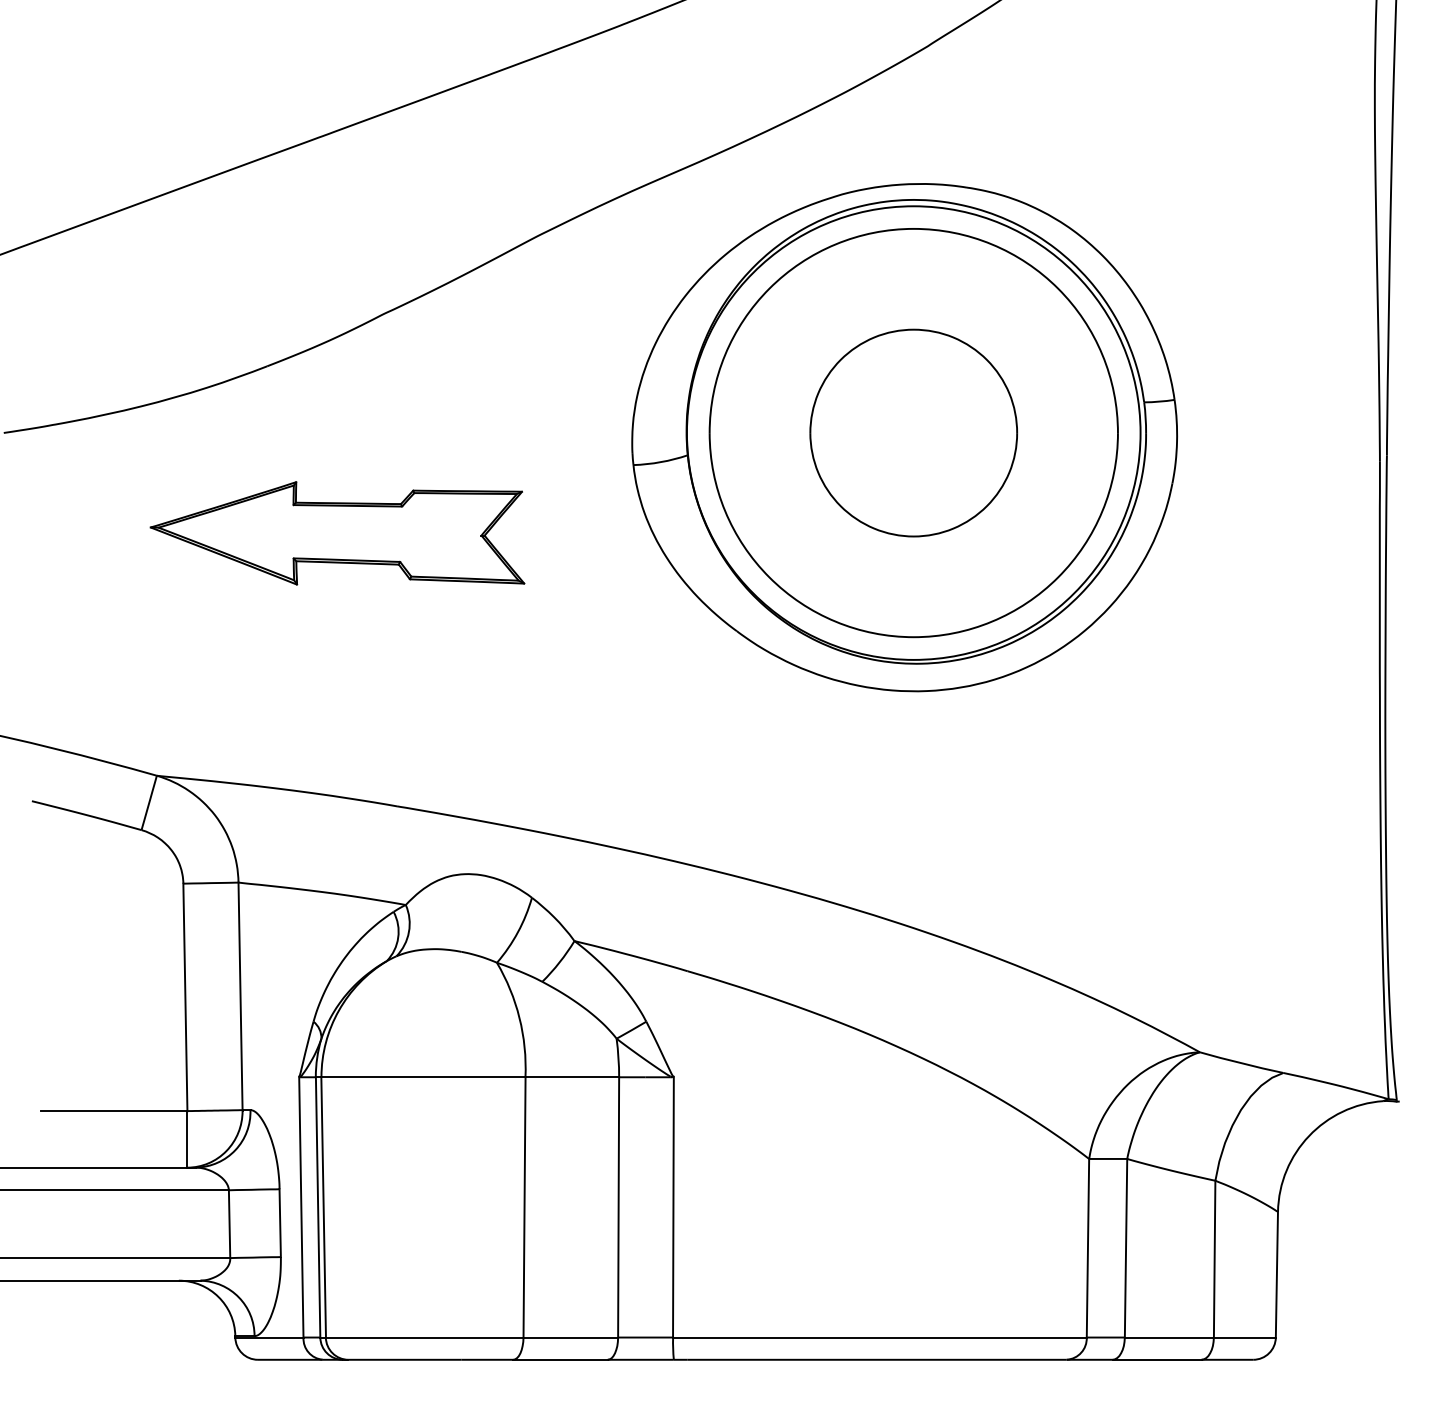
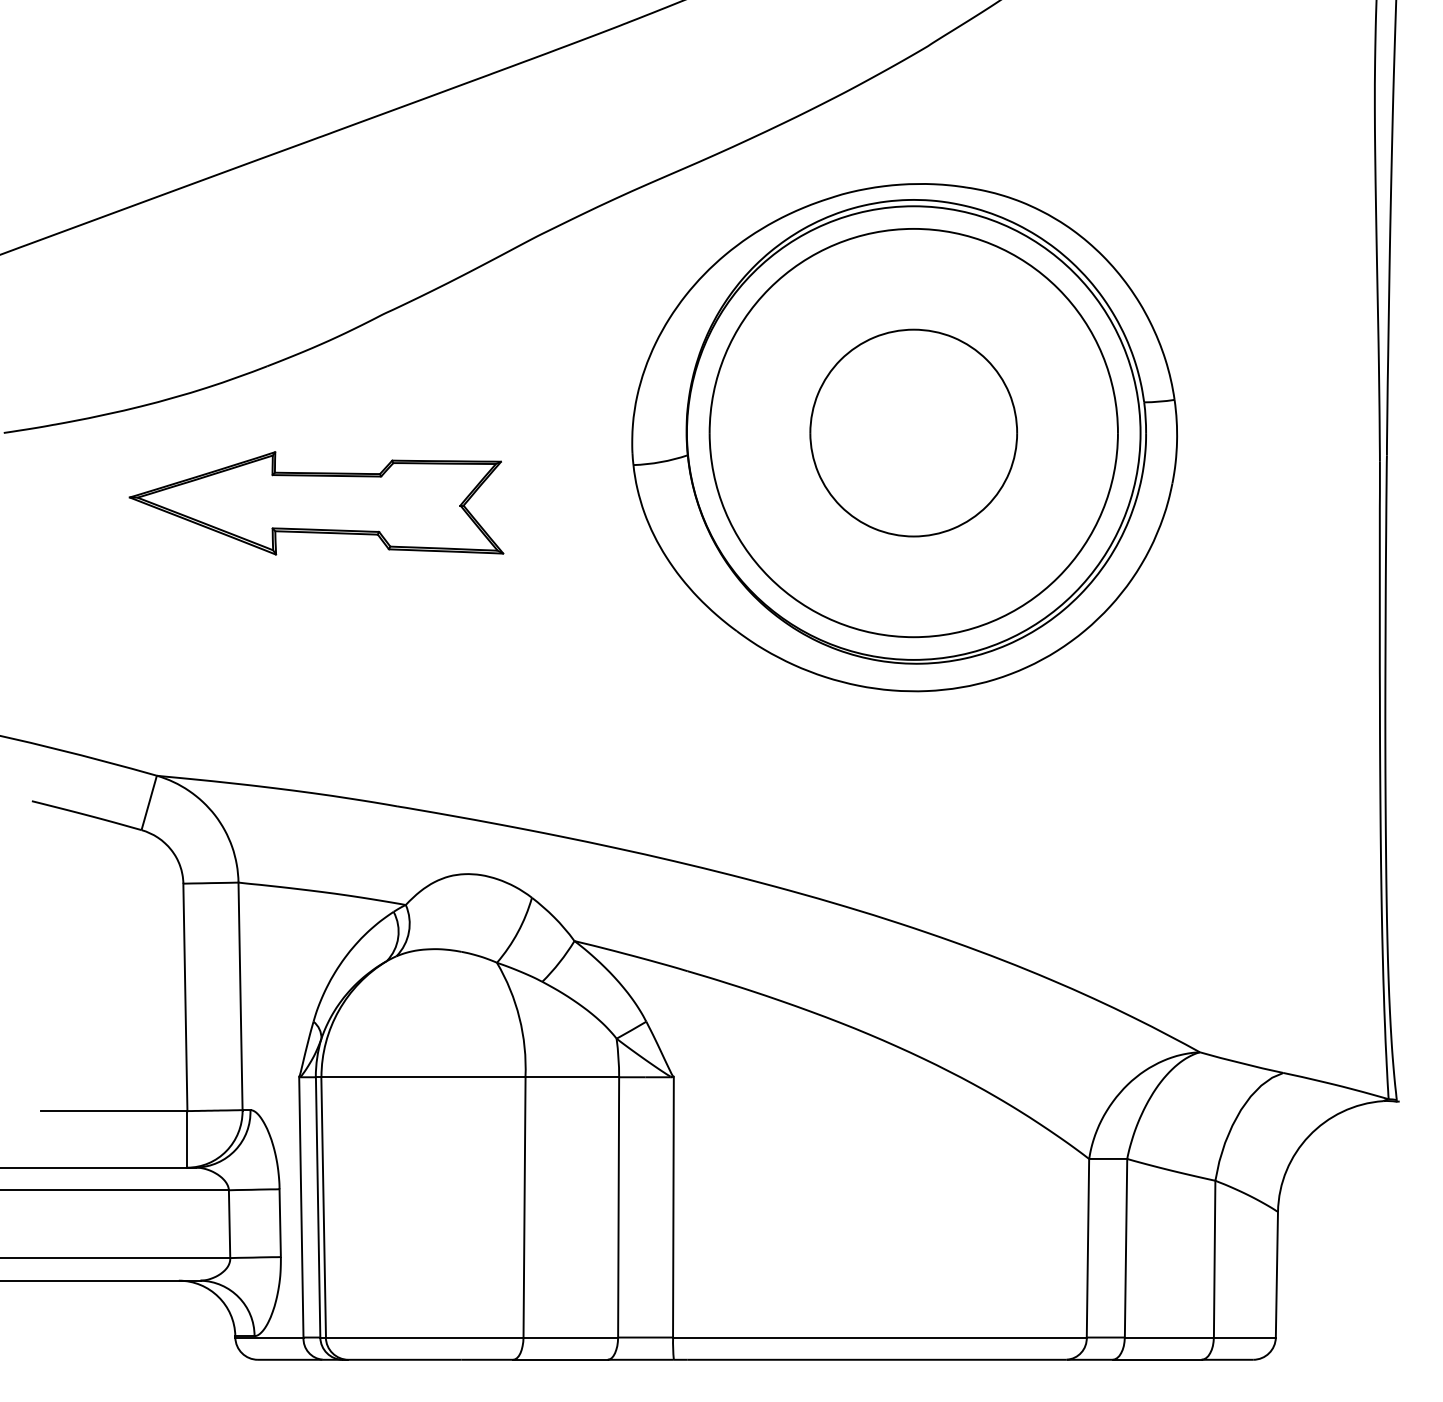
part position: (337, 533) -> (316, 503) (316, 503)
